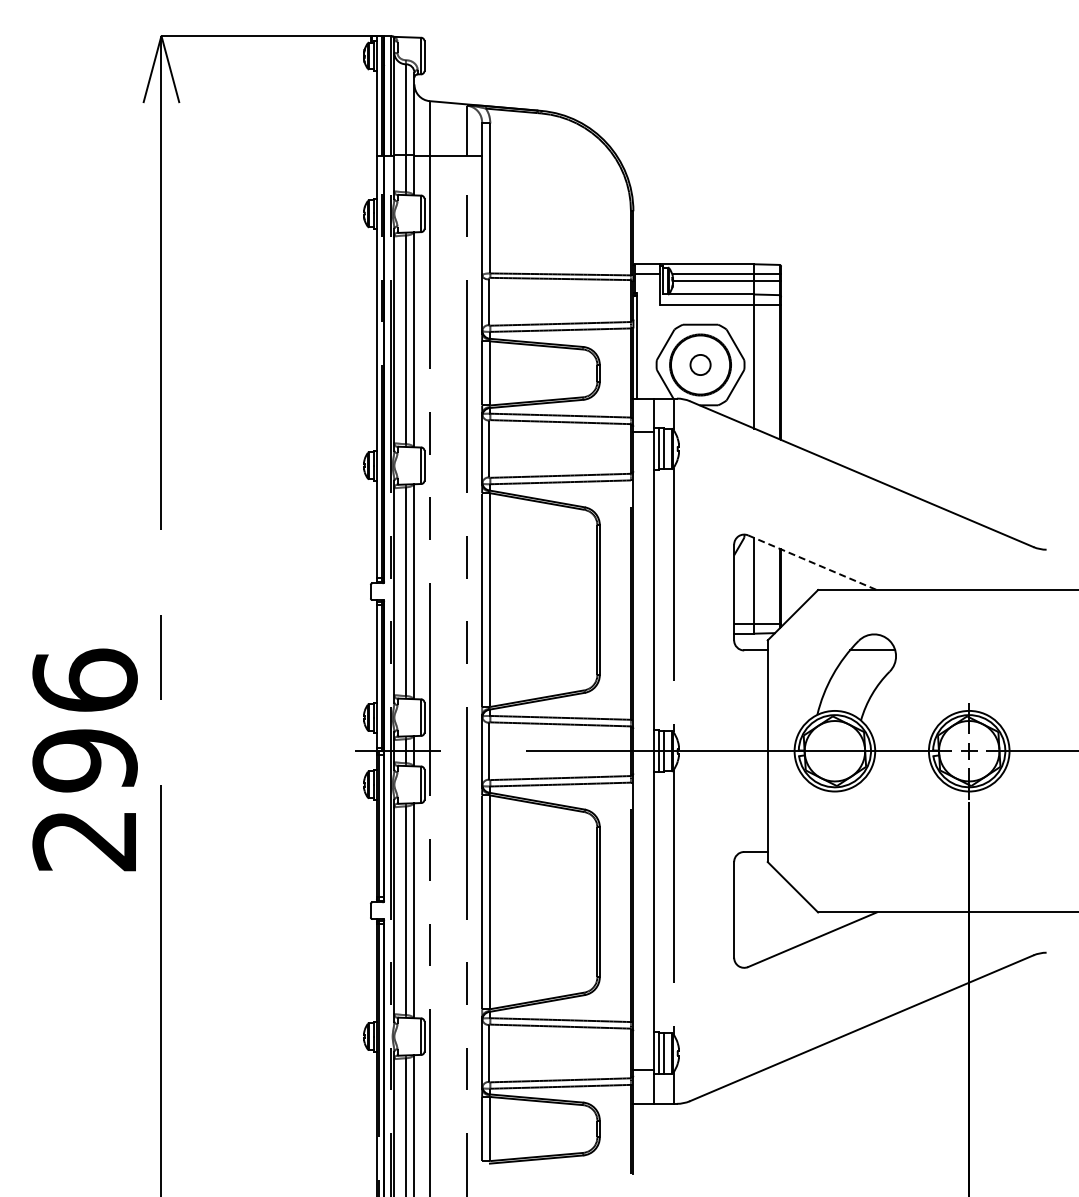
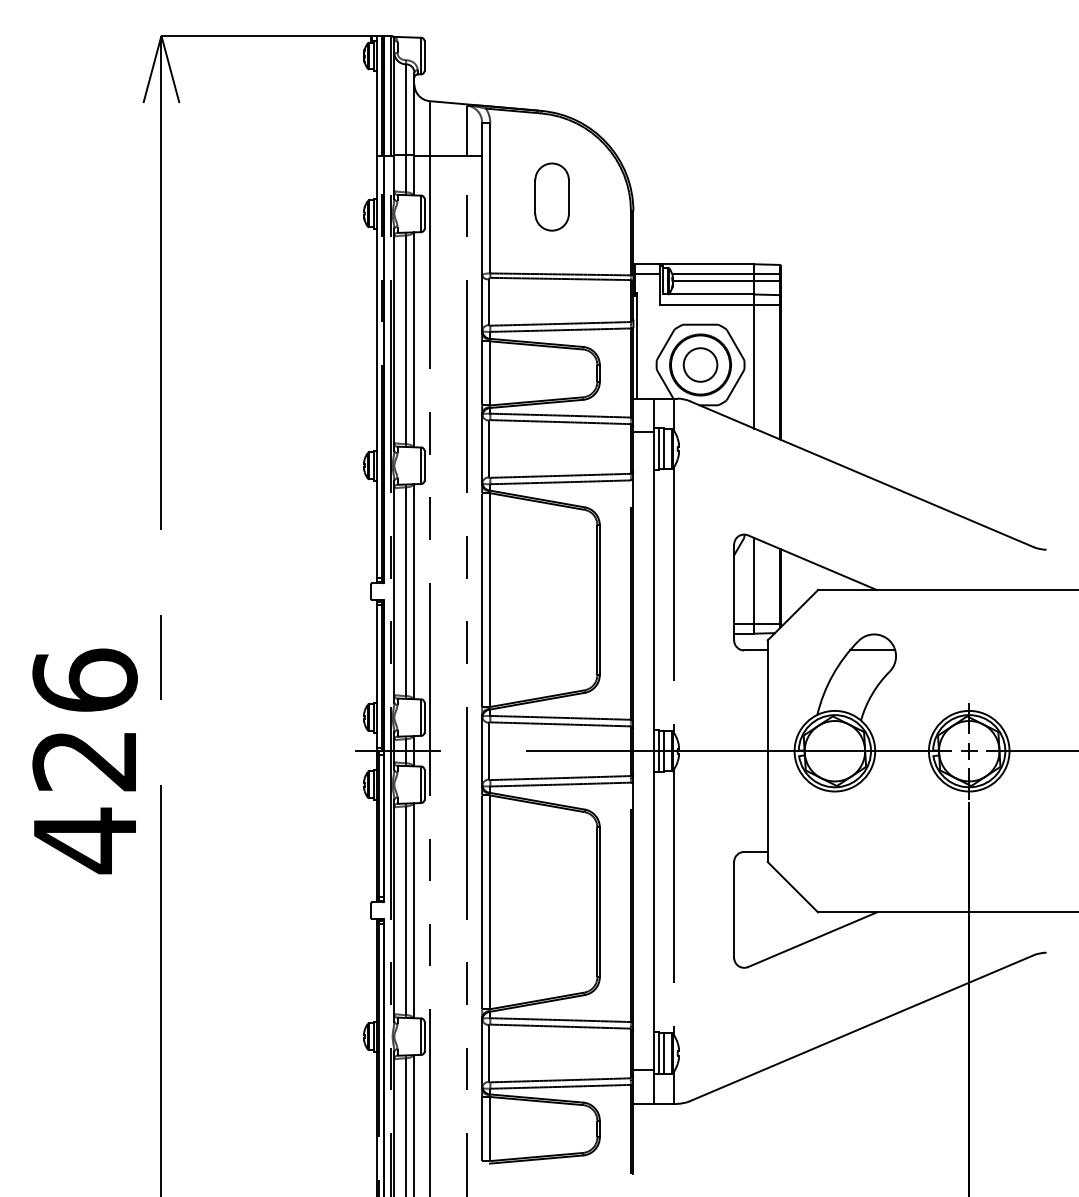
part: none -> present (551, 196)
circle diameter: 20 px -> 34 px (700, 364)
line: dashed -> solid (812, 562)
text: 296 -> 426 (84, 801)
